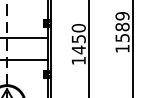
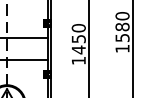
text: 1589 -> 1580 (122, 16)
